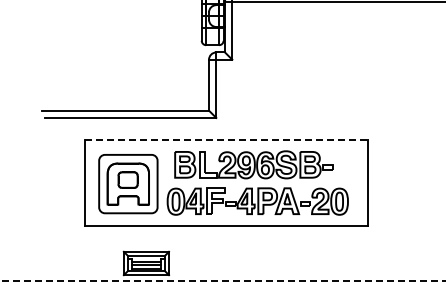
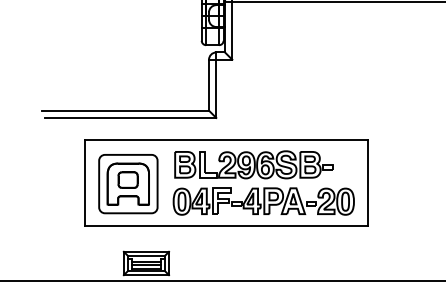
line: dashed -> solid (226, 140)
part position: (257, 201) -> (263, 201) (263, 201)
line: dashed -> solid (223, 280)
